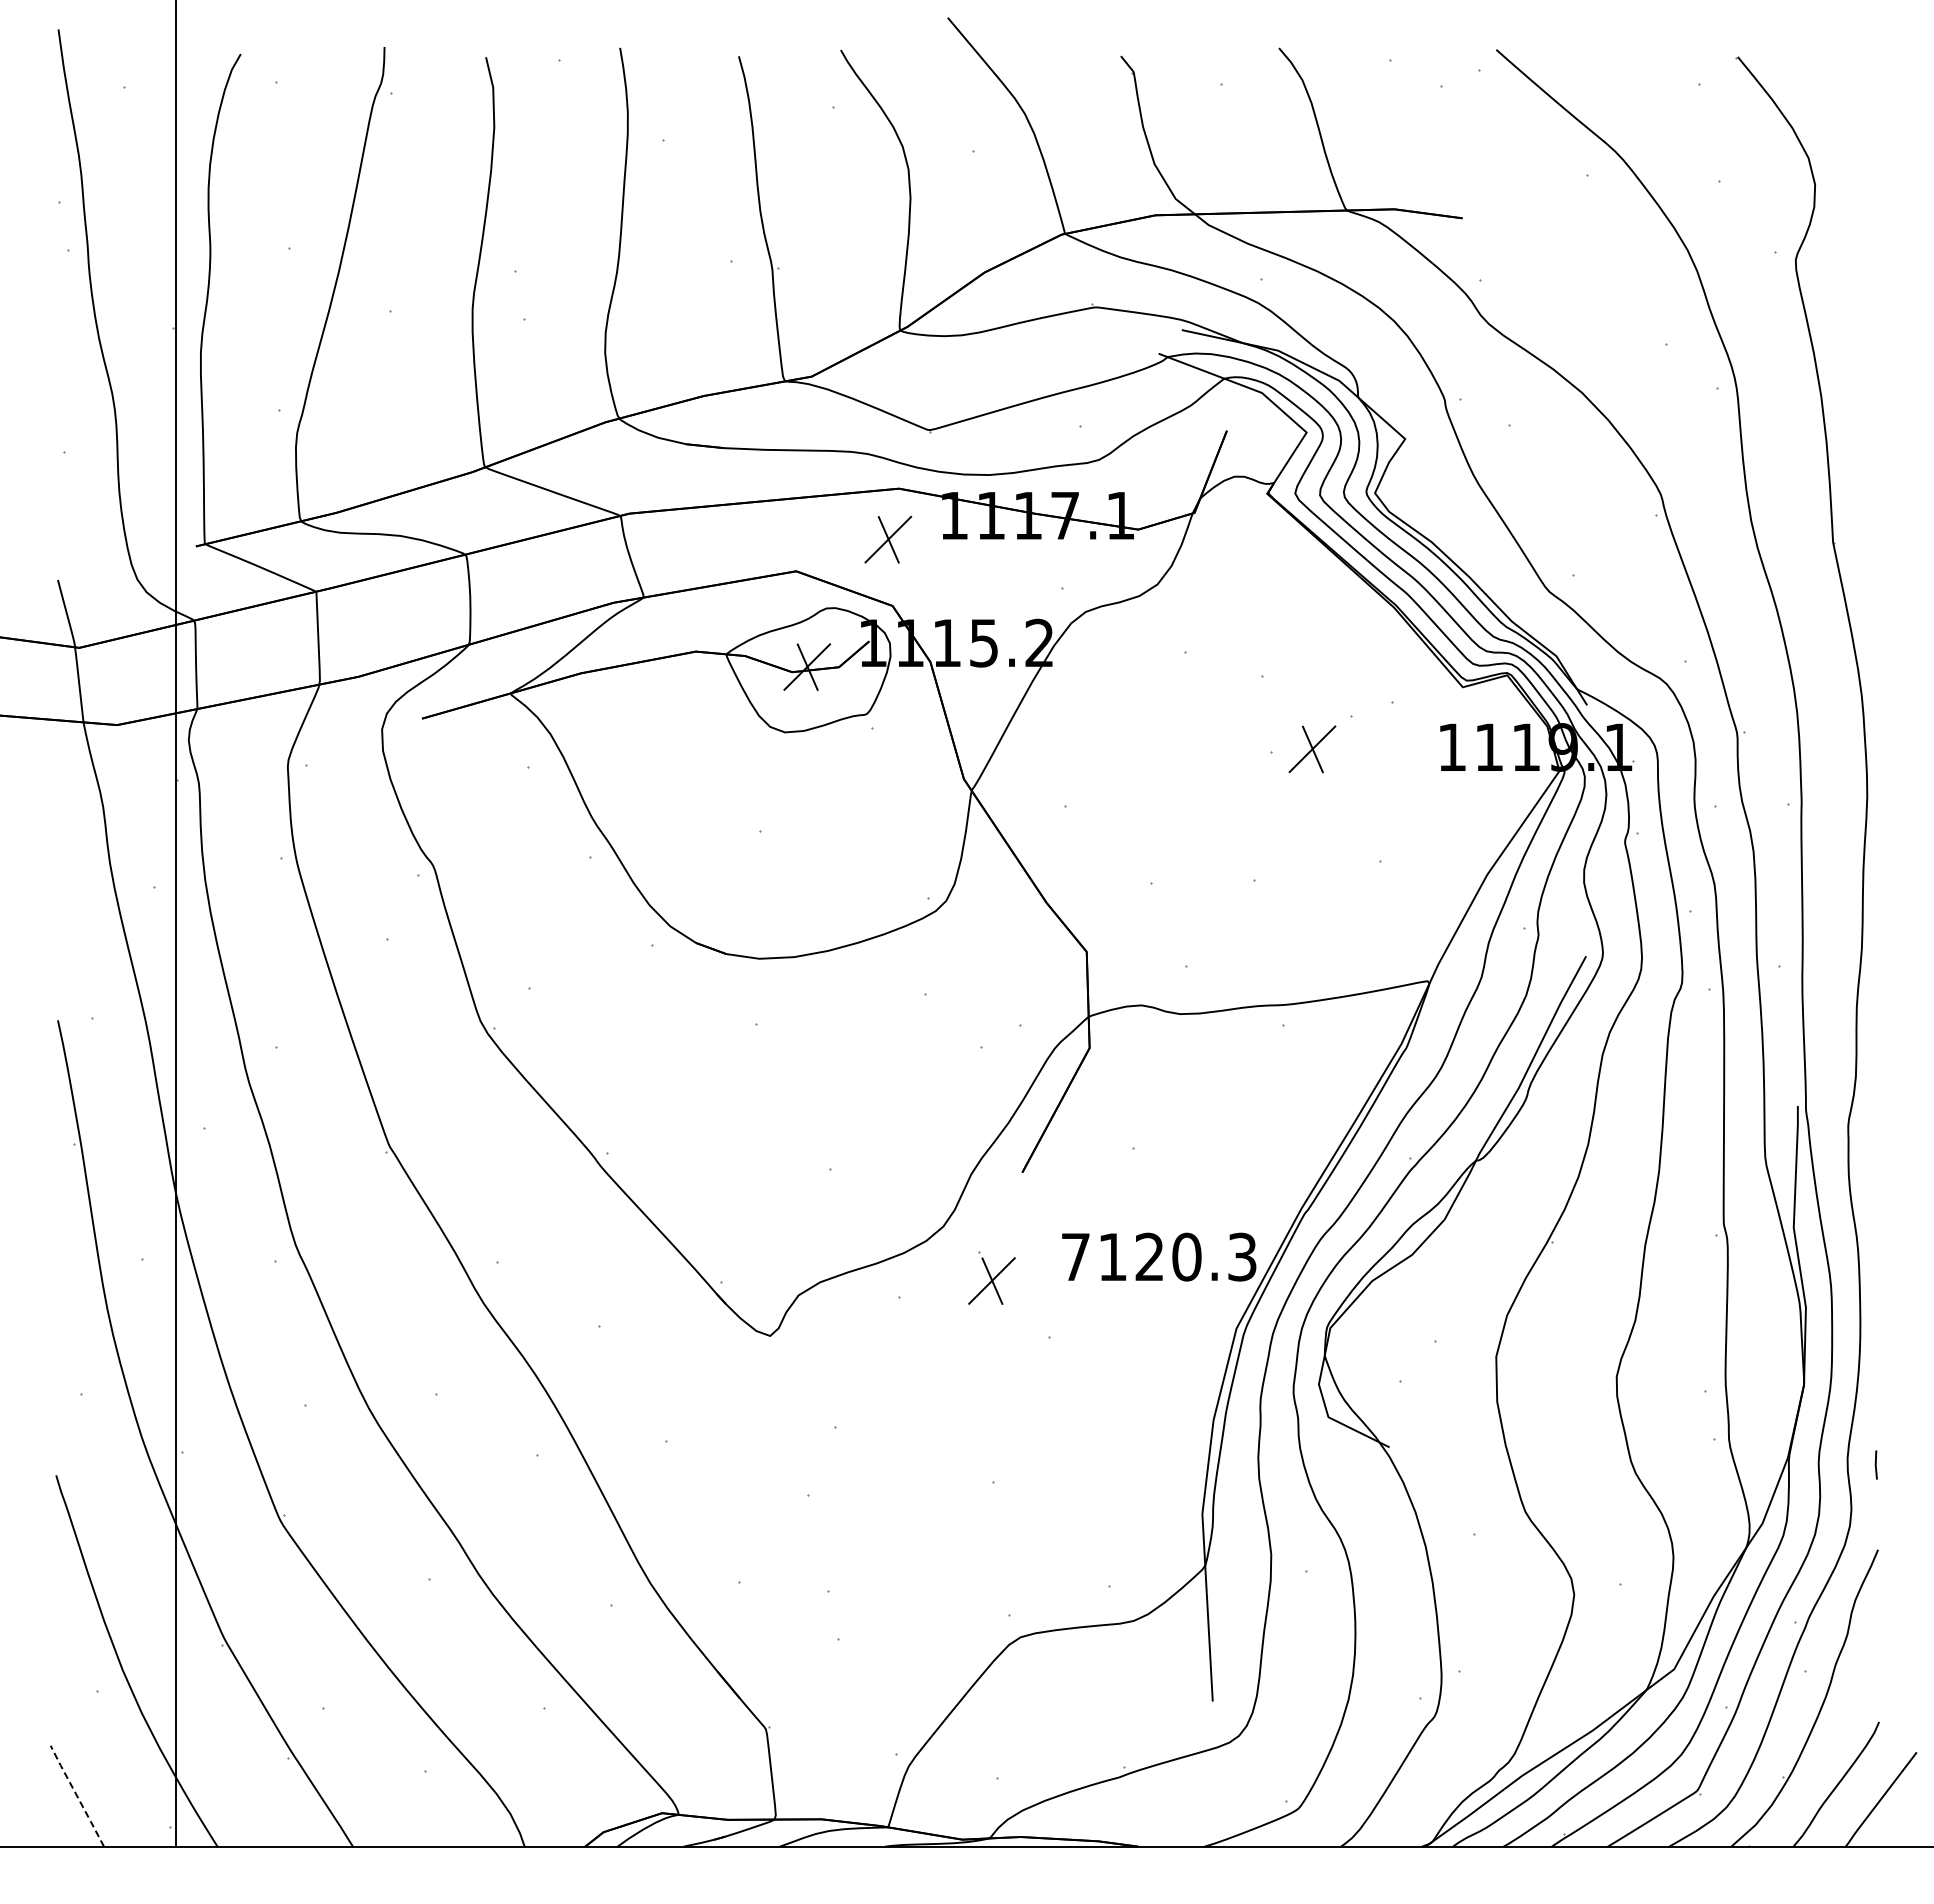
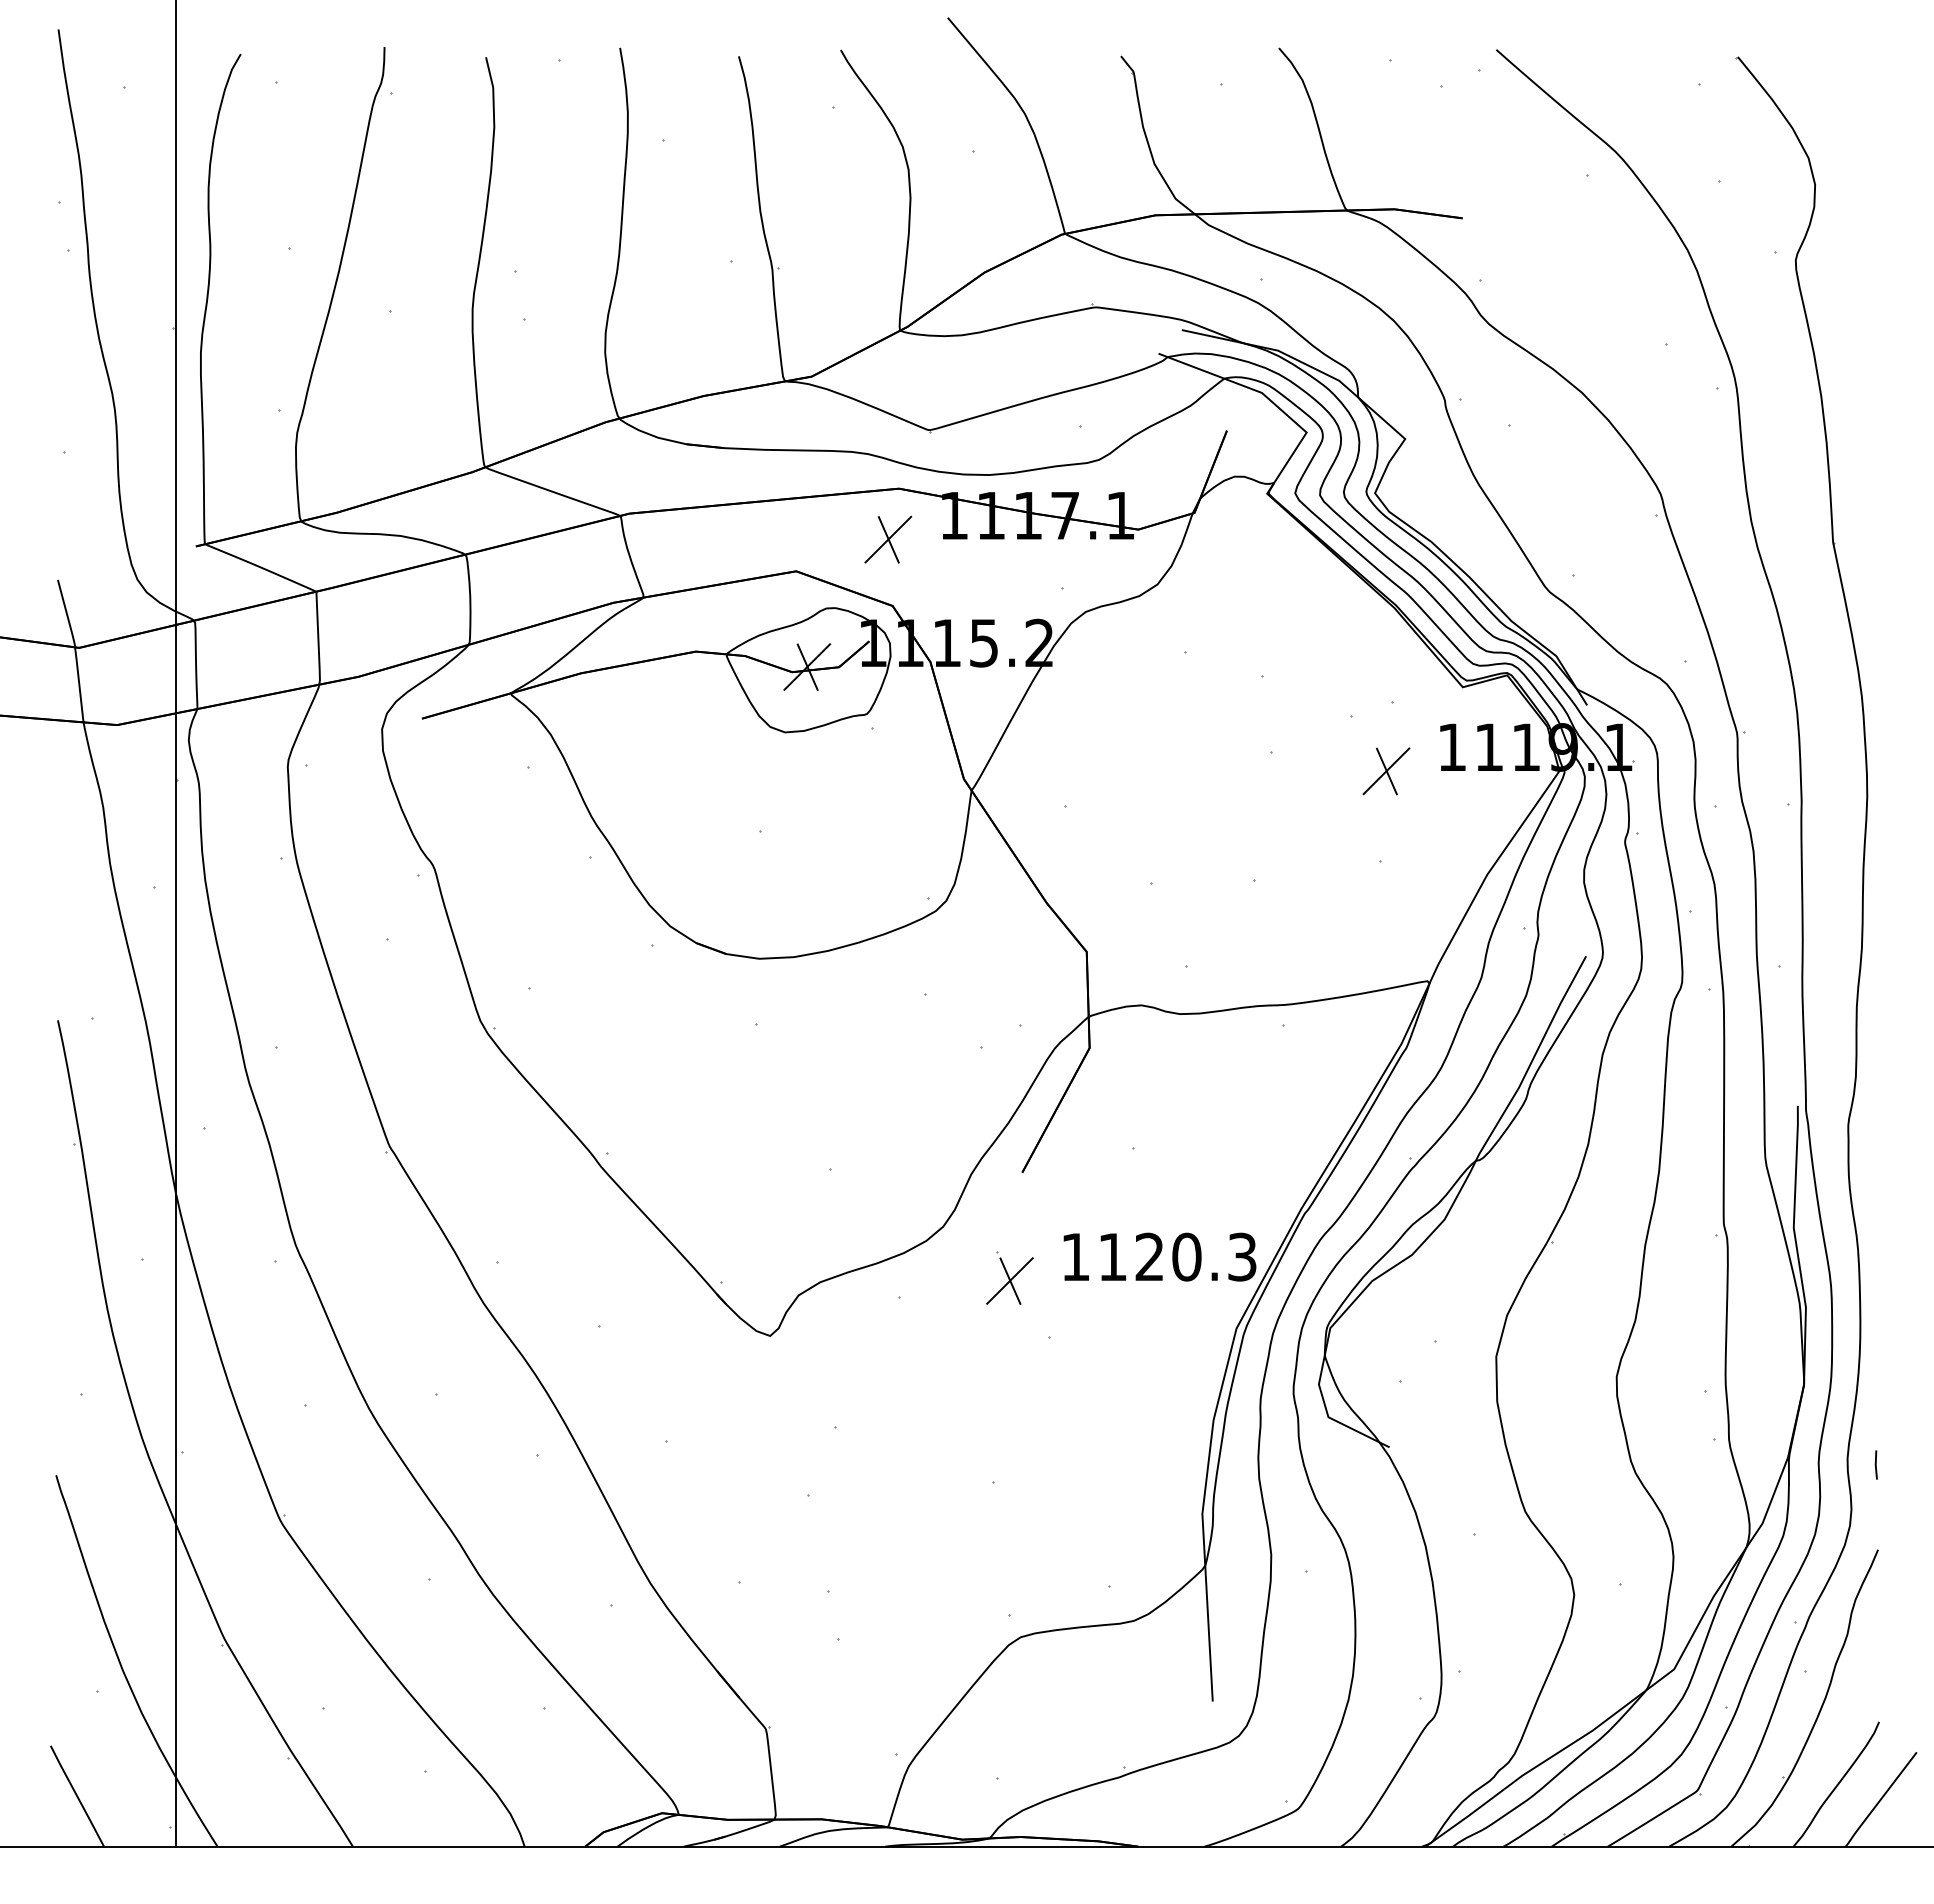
part position: (1312, 749) -> (1386, 771) (1386, 771)
text: 7120.3 -> 1120.3 (1075, 1256)
part position: (991, 1277) -> (1009, 1277) (1009, 1277)
line: dashed -> solid (77, 1796)
